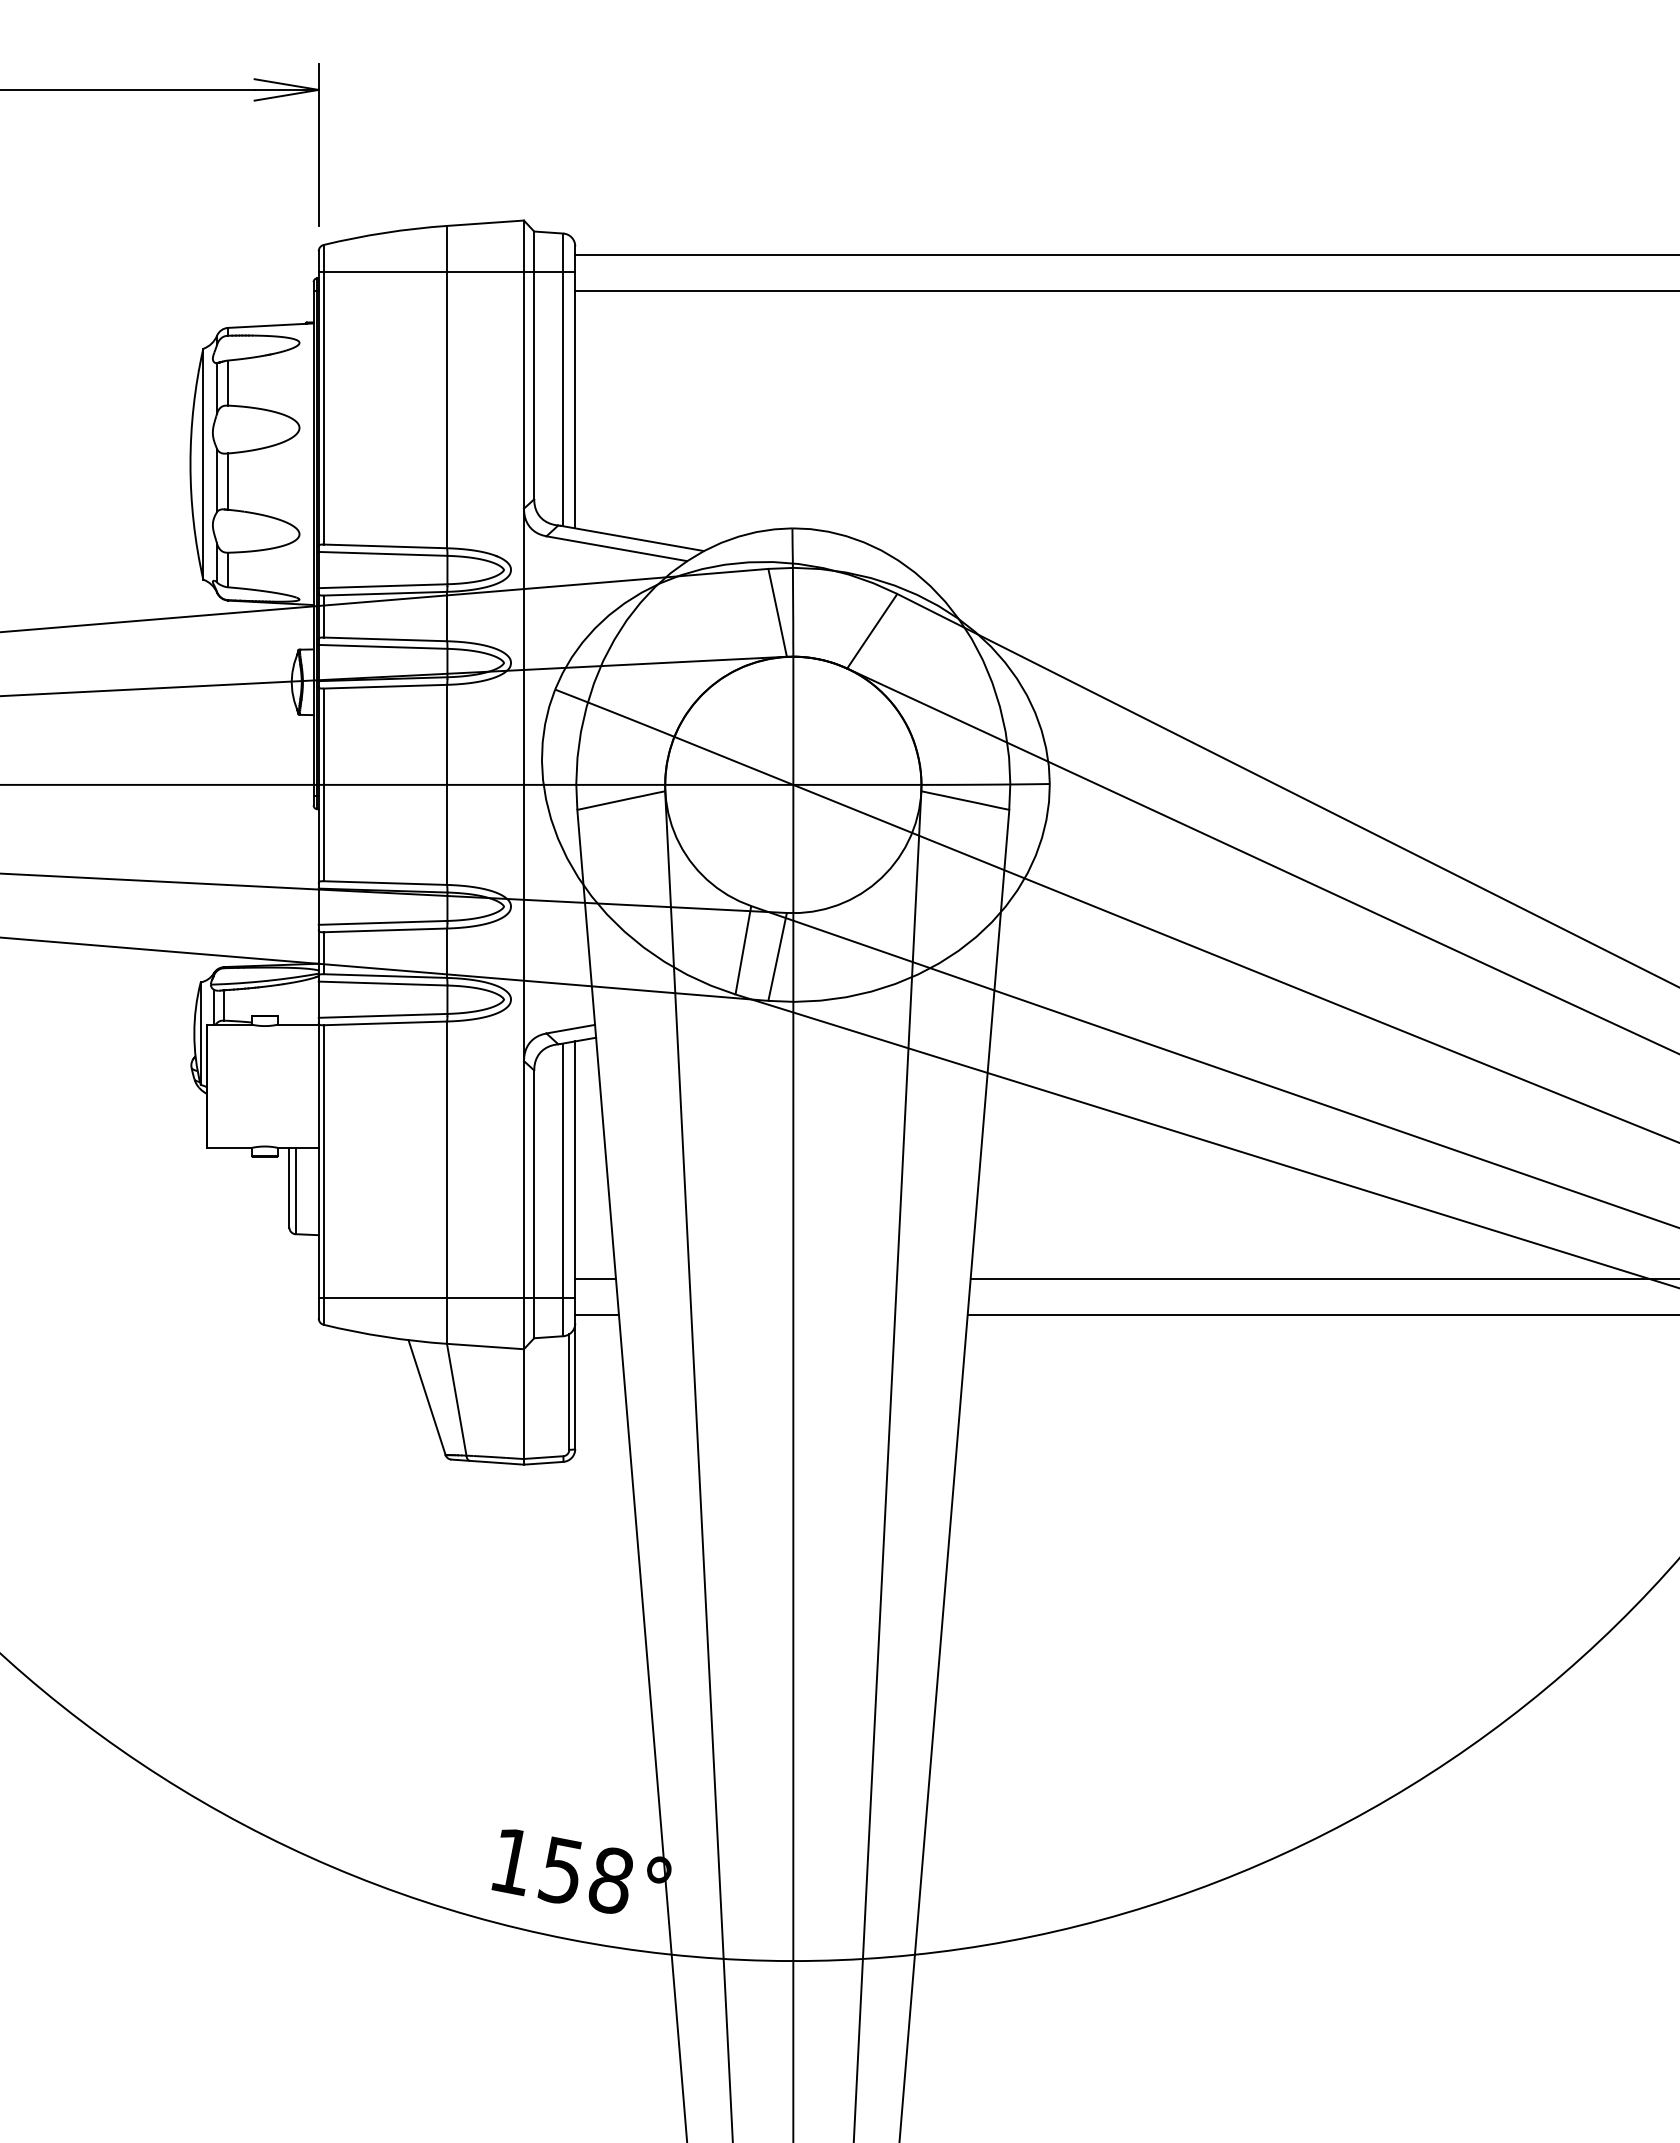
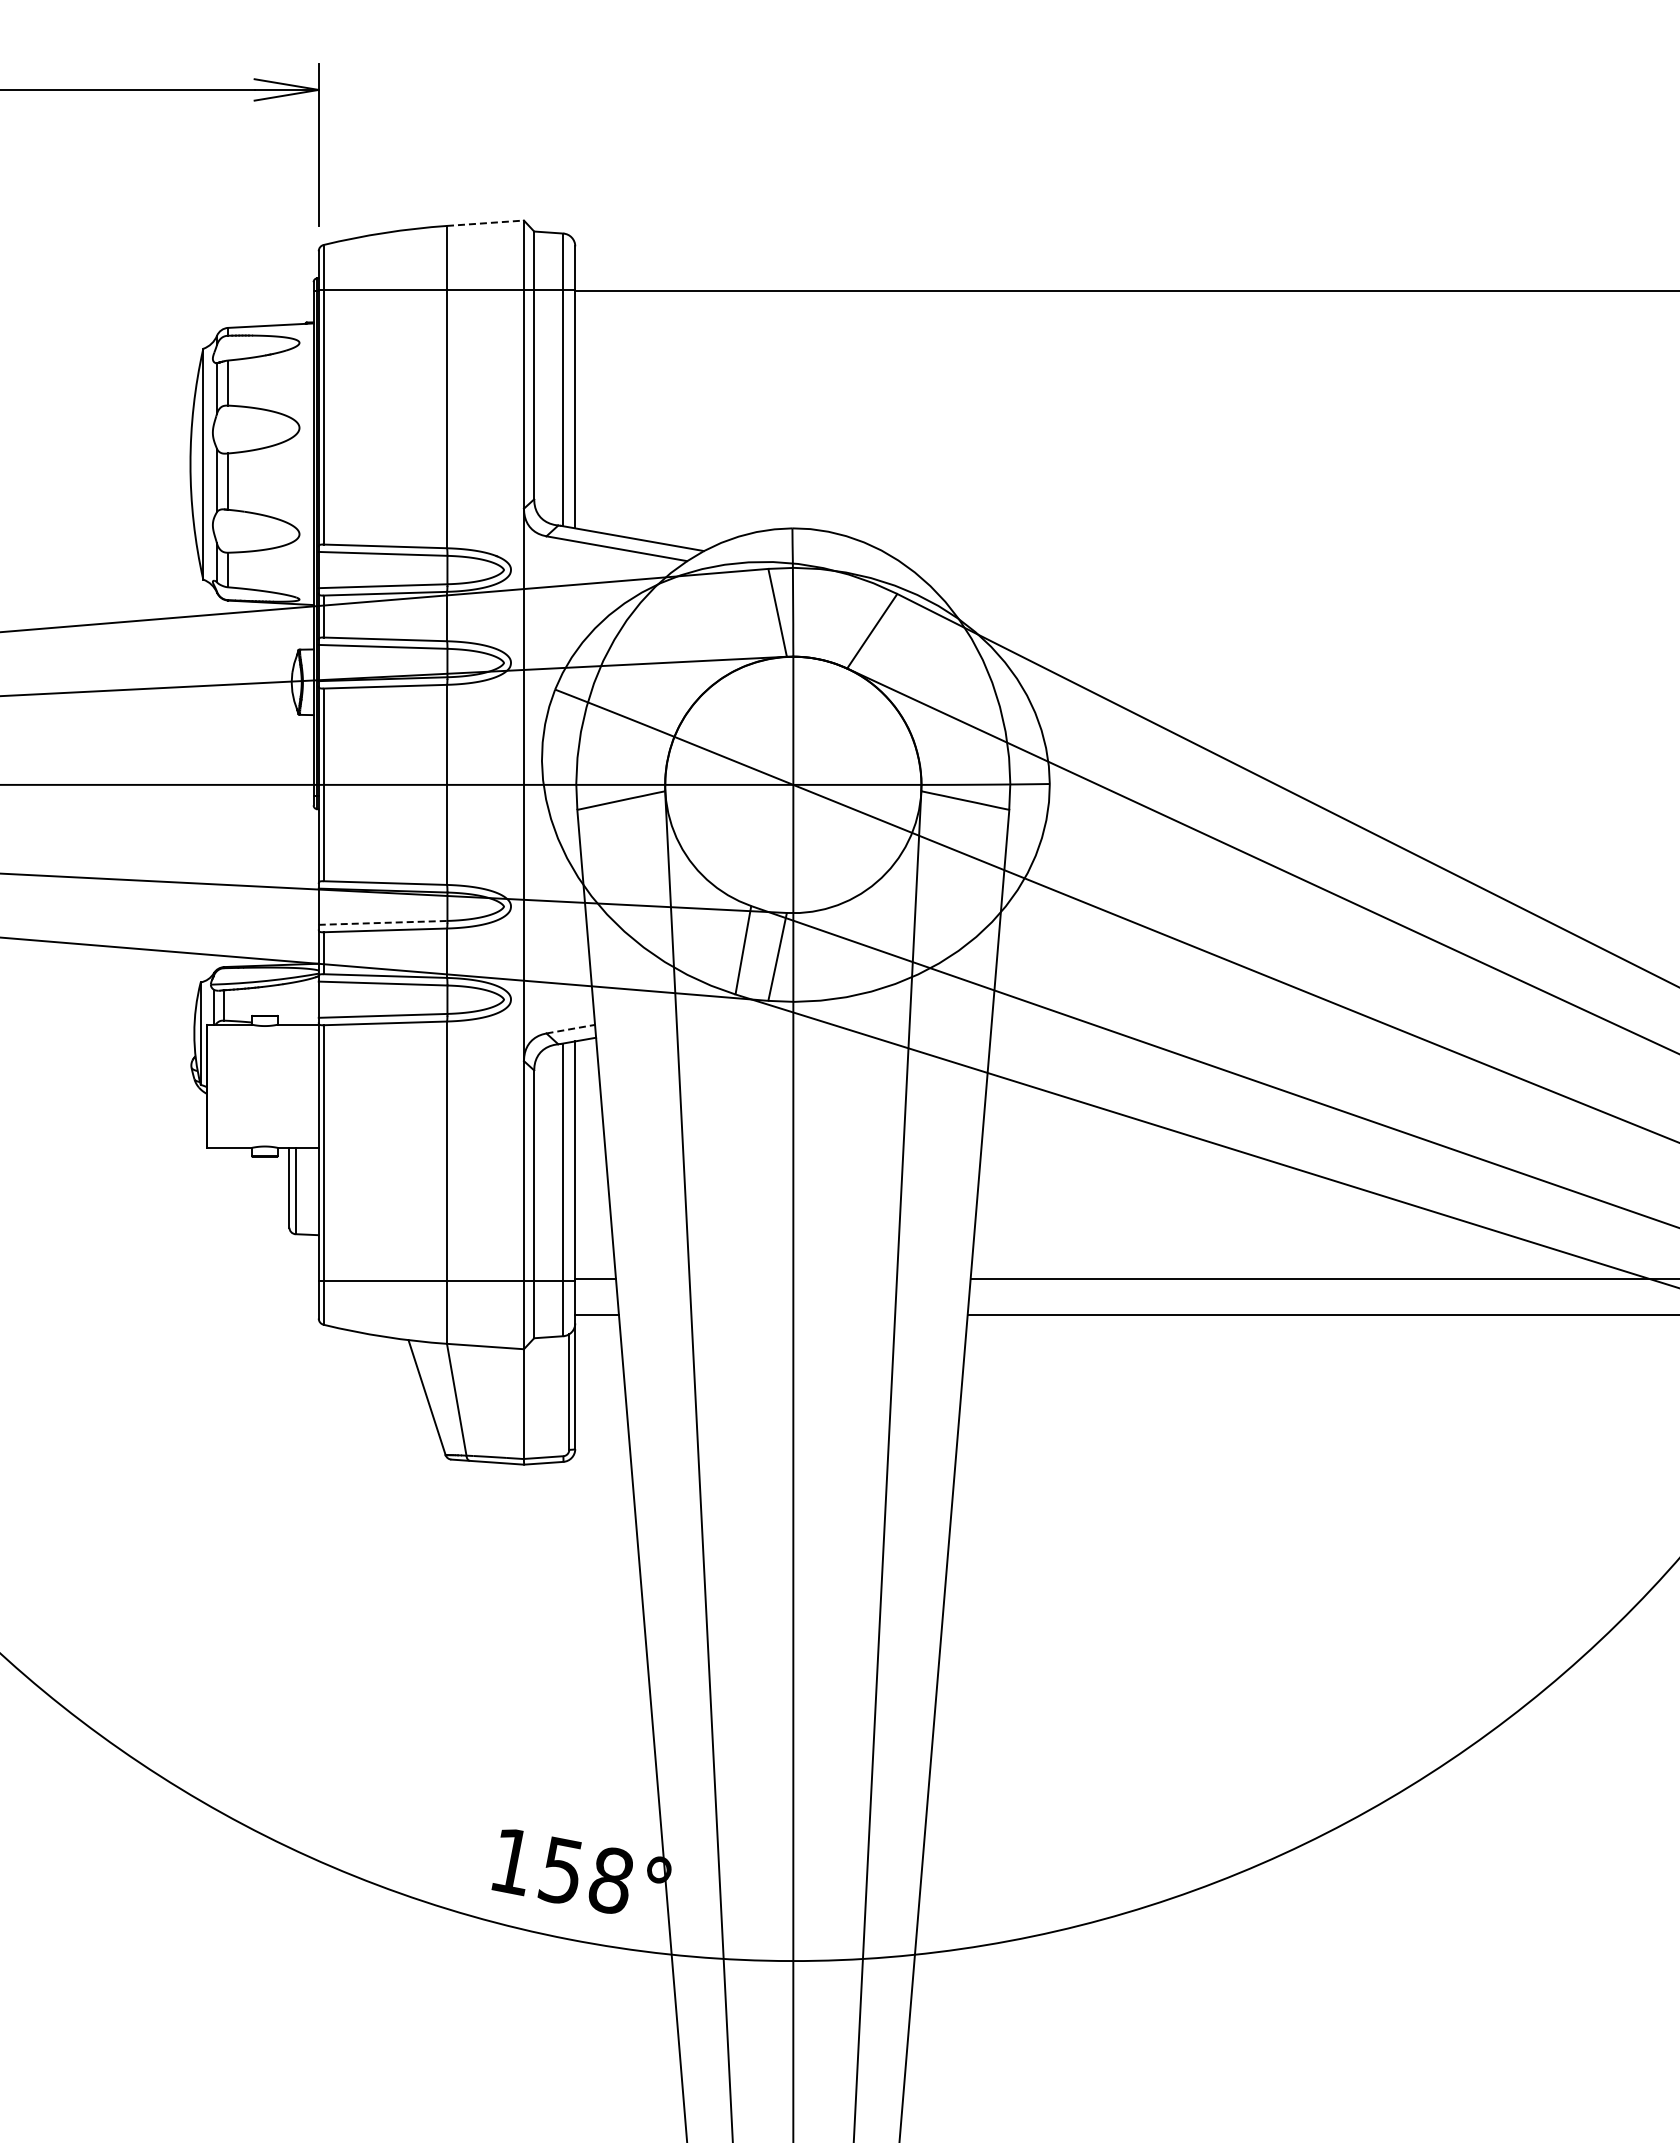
line: solid -> dashed (485, 223)
line: present -> none (1125, 255)
line position: (446, 271) -> (446, 289) (446, 289)
line: solid -> dashed (383, 922)
line: solid -> dashed (570, 1029)
line position: (446, 1297) -> (446, 1280) (446, 1280)
